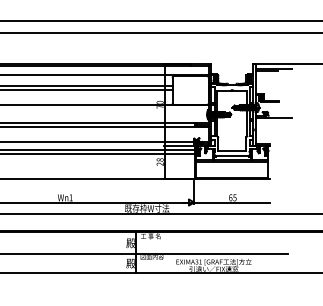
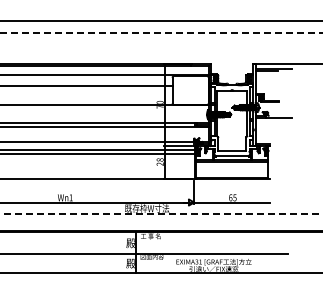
line: solid -> dashed (161, 32)
line: present -> none (87, 90)
line: solid -> dashed (161, 214)
